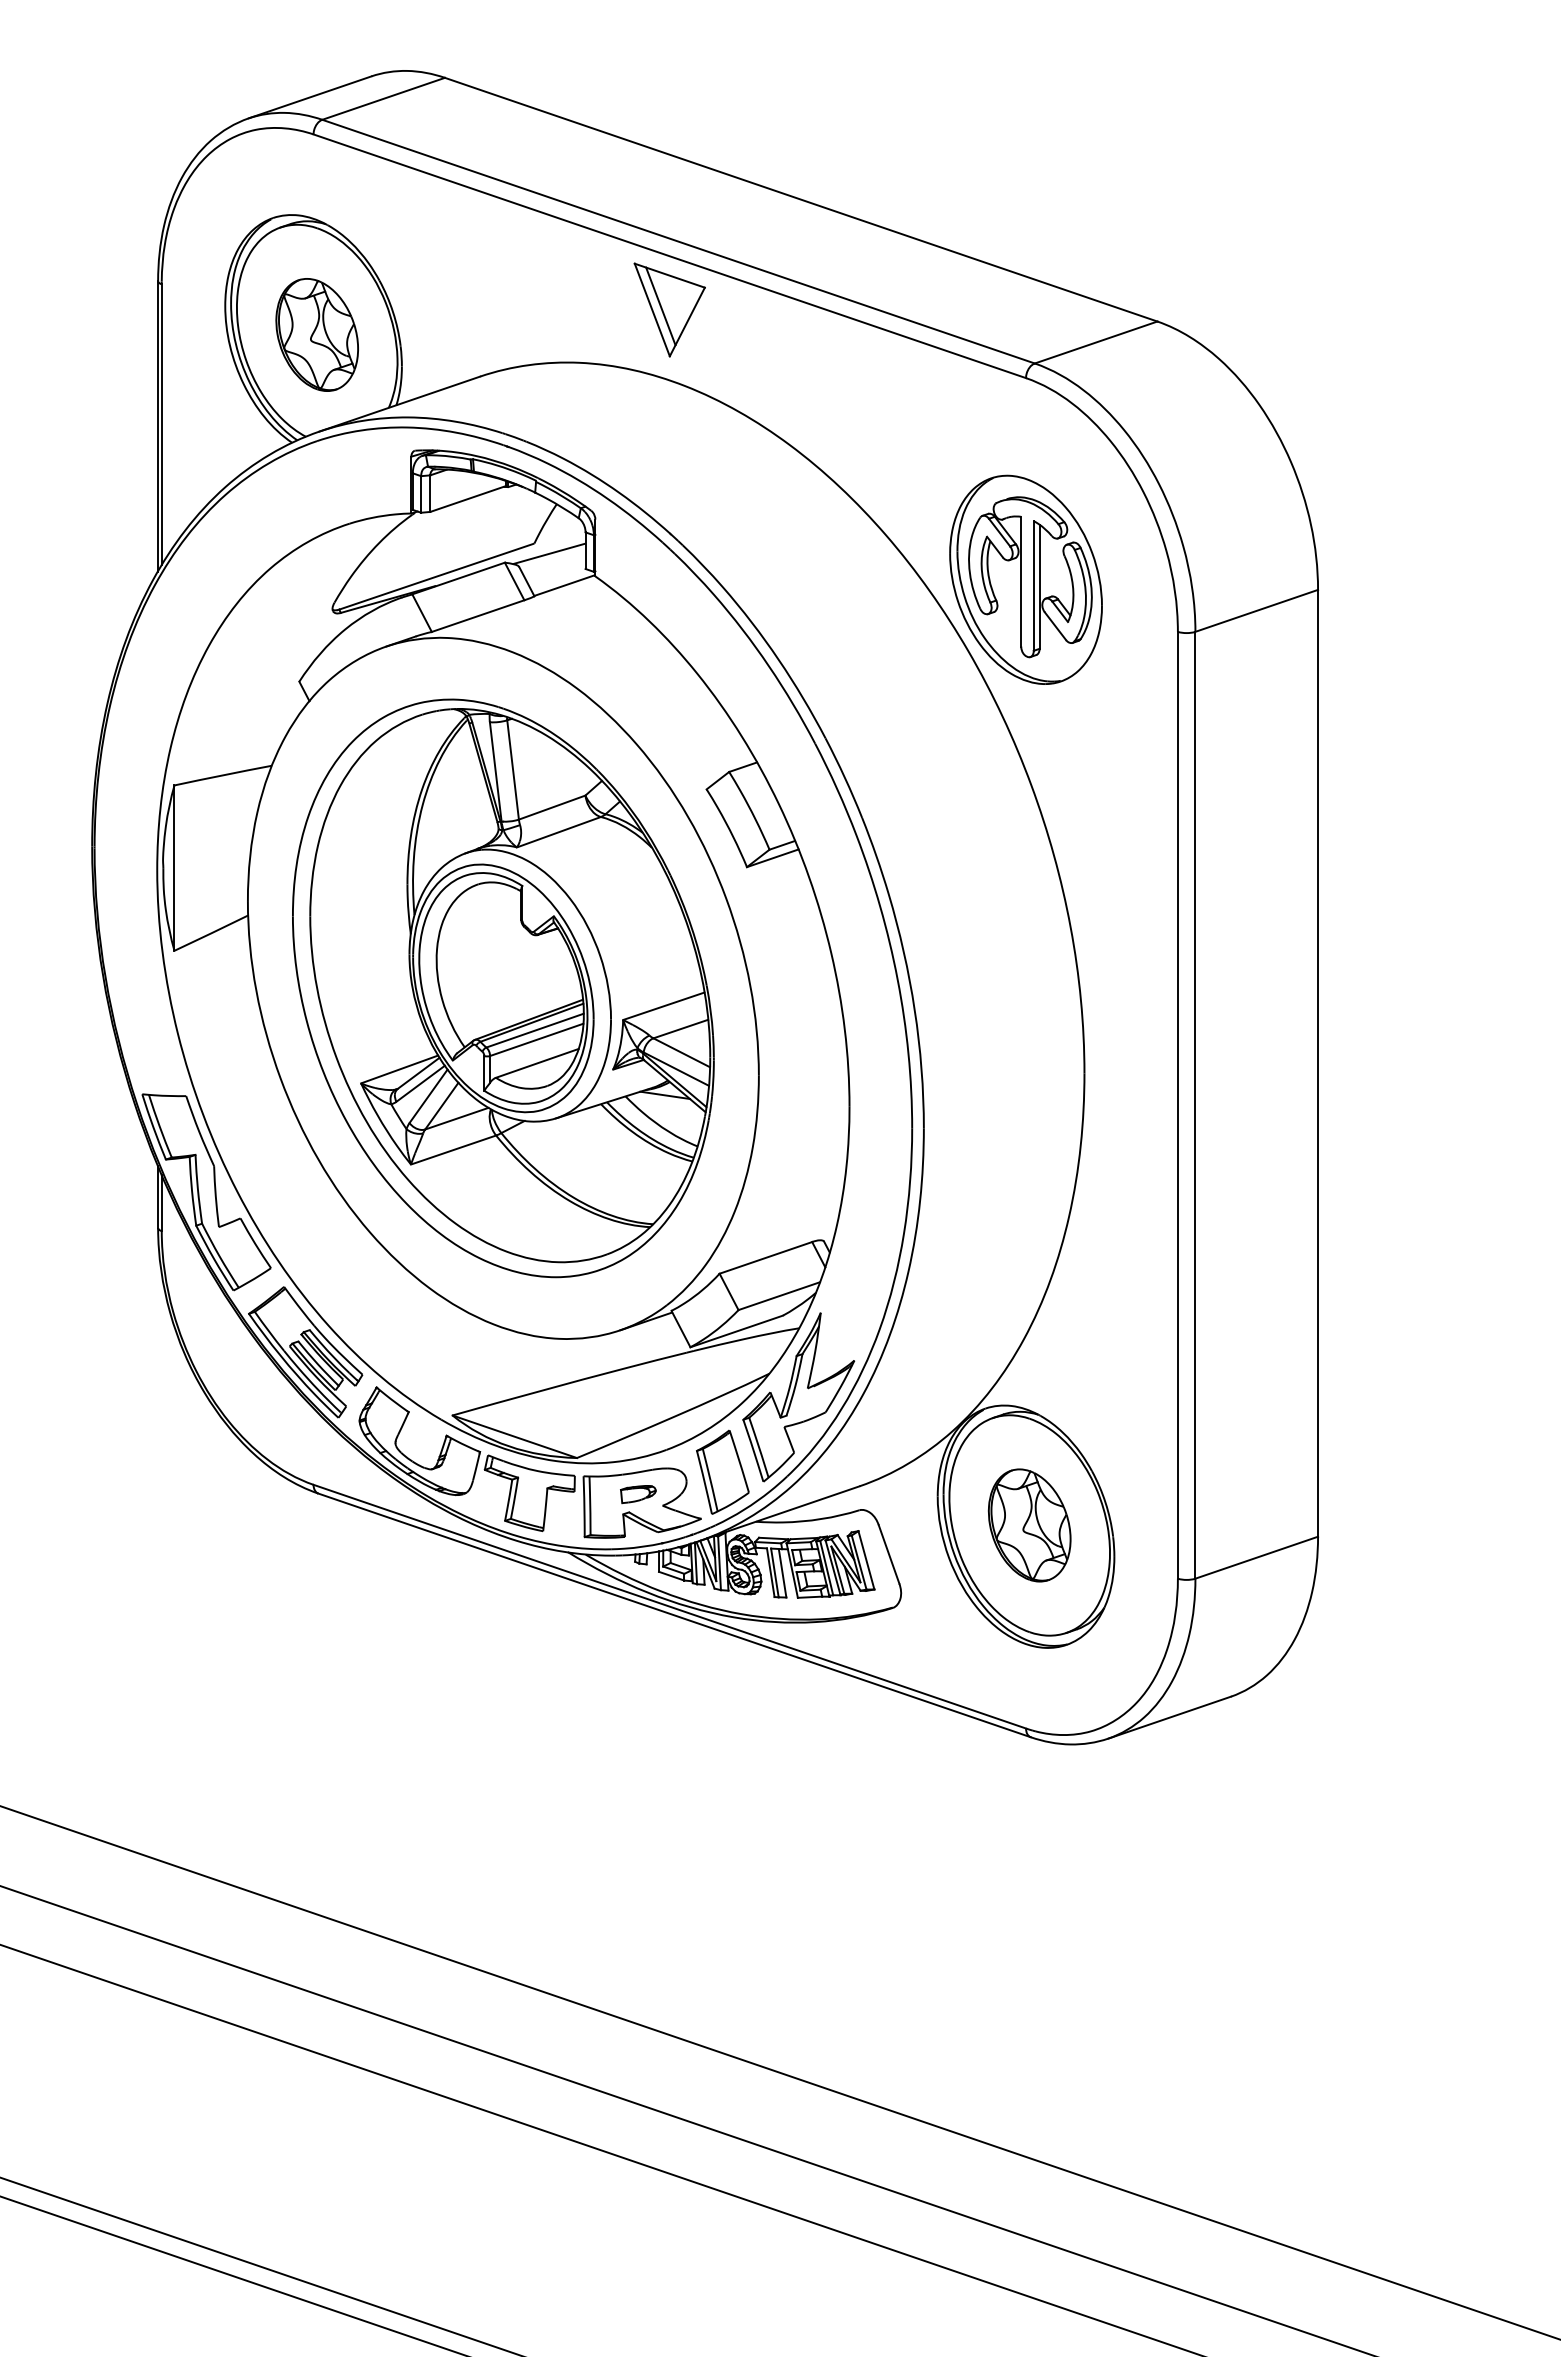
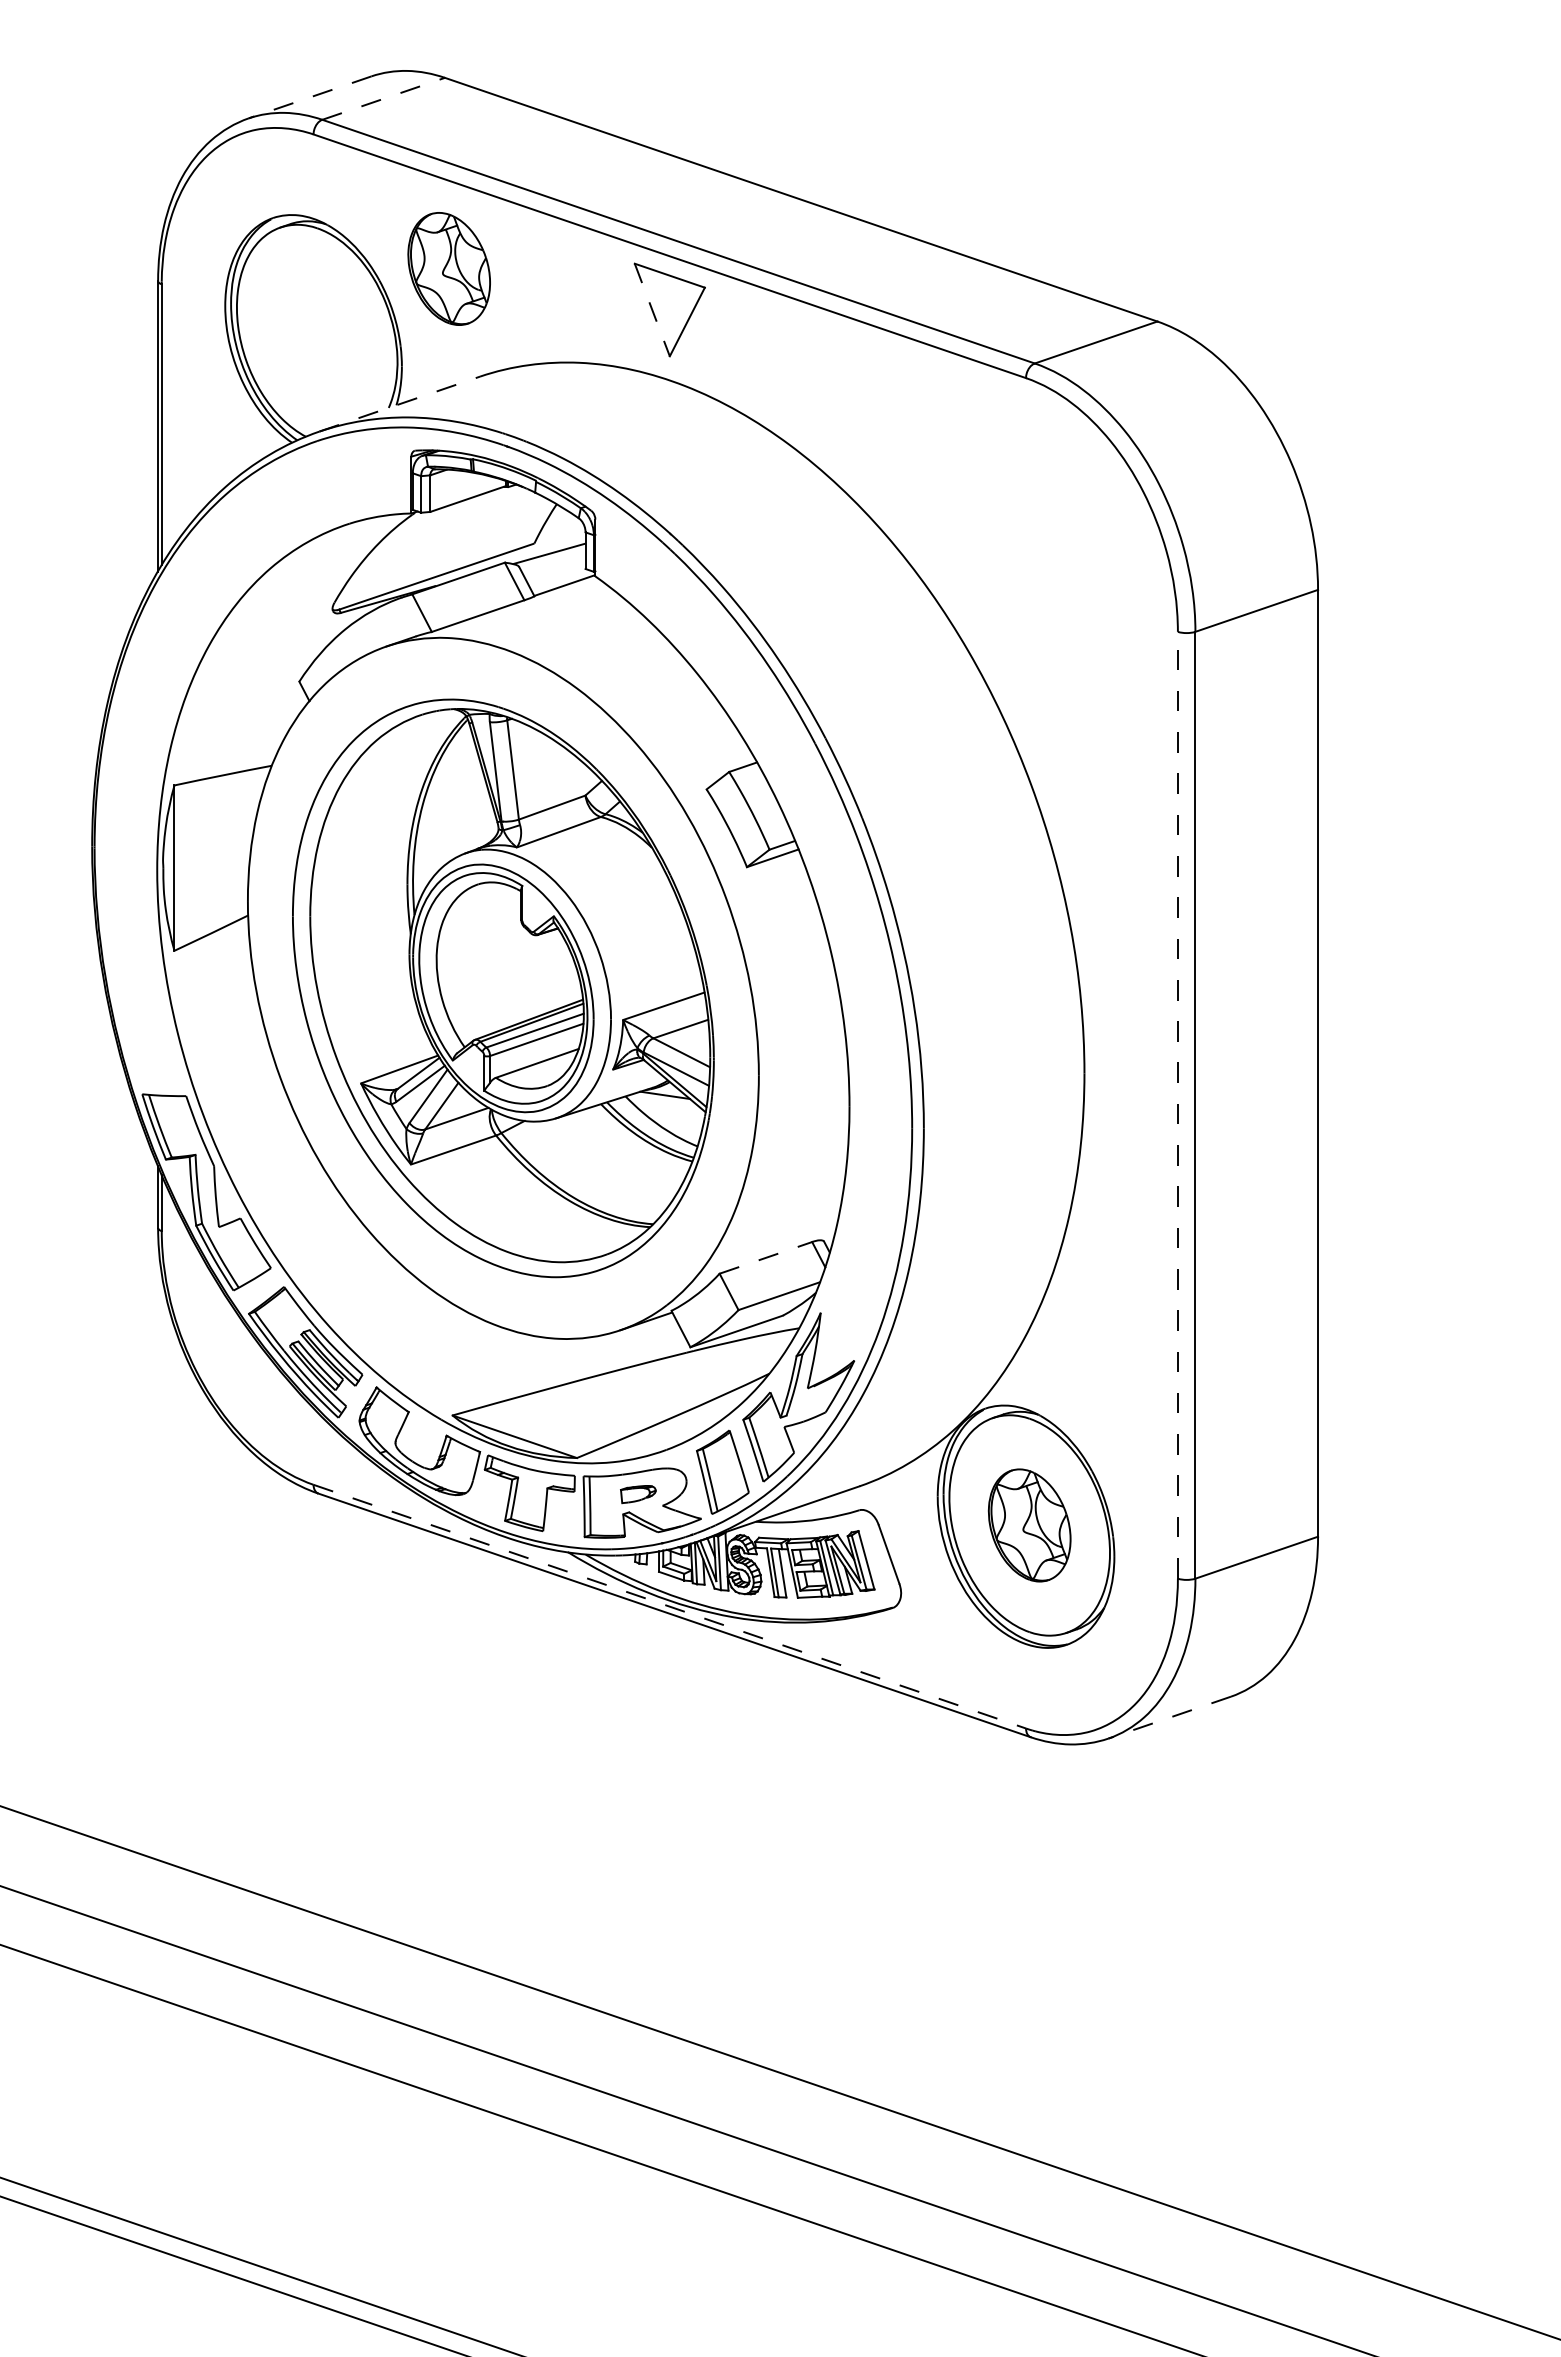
line: solid -> dashed (310, 97)
line: solid -> dashed (383, 98)
line: present -> none (660, 306)
line: solid -> dashed (652, 310)
part position: (316, 334) -> (448, 268) (448, 268)
line: solid -> dashed (399, 404)
part: present -> none (1025, 579)
line: solid -> dashed (1177, 1104)
line: solid -> dashed (765, 1257)
line: solid -> dashed (670, 1606)
line: solid -> dashed (1169, 1717)
